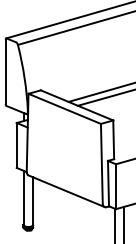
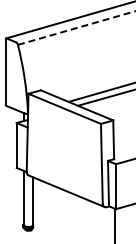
line: solid -> dashed (76, 28)
line: present -> none (124, 223)
